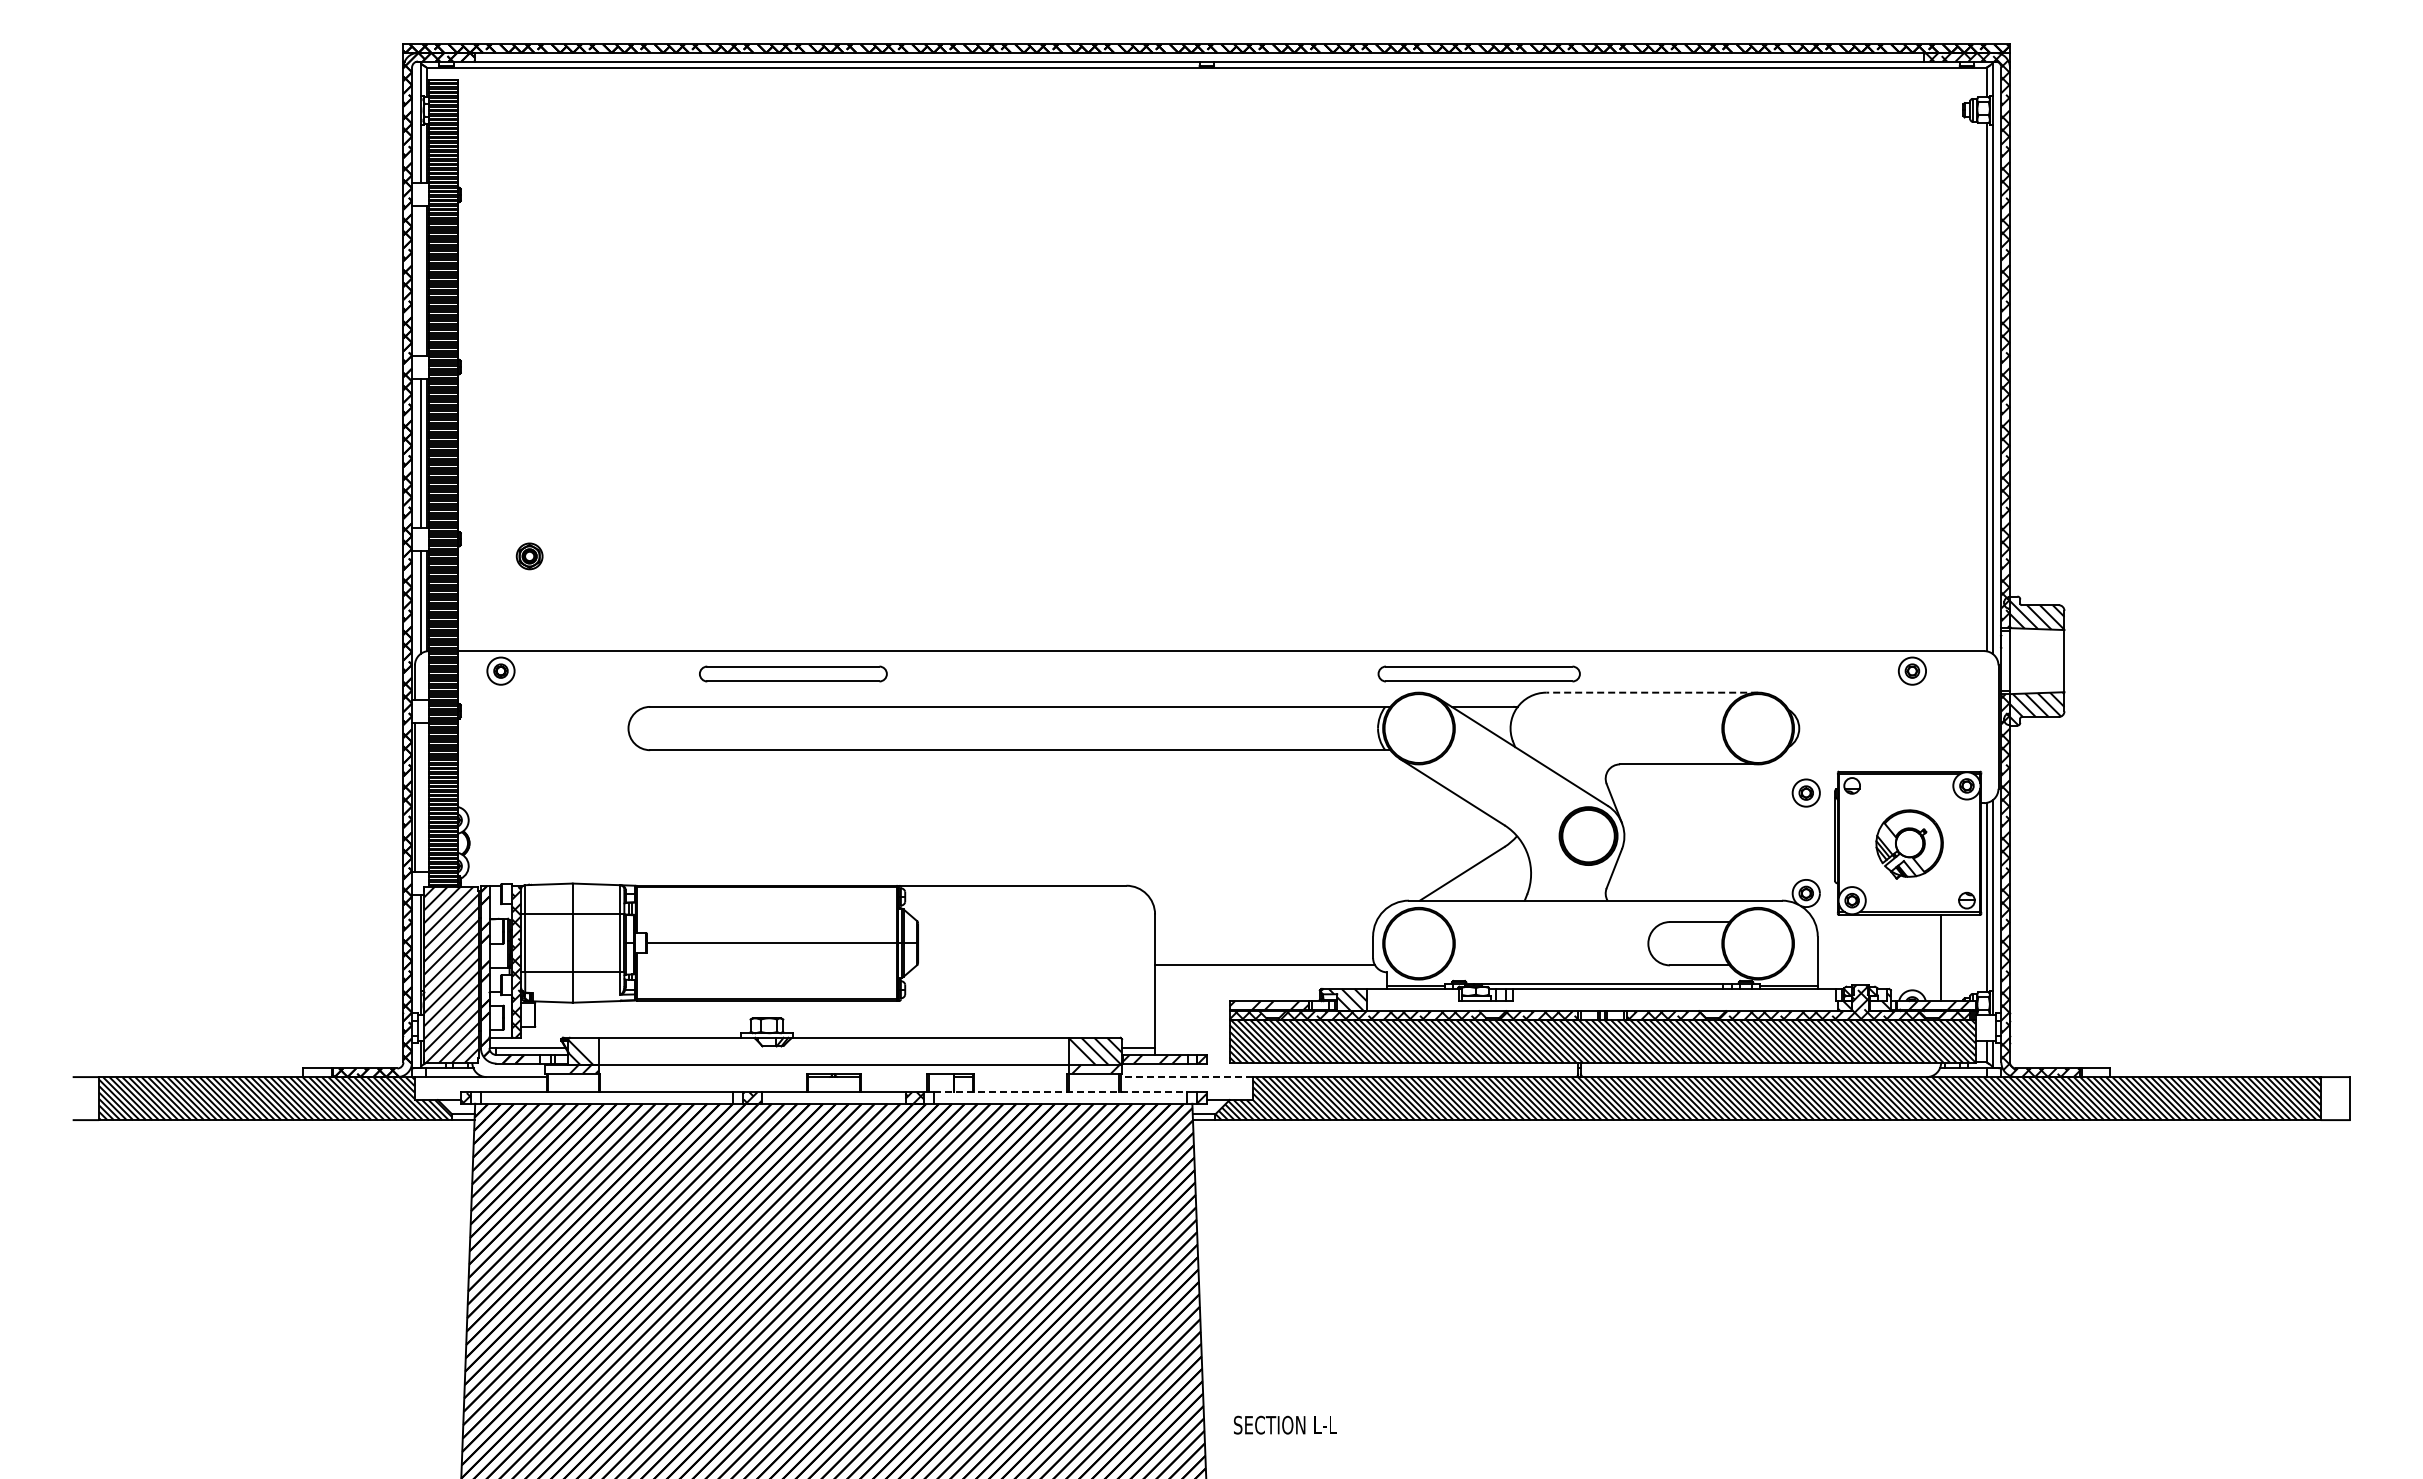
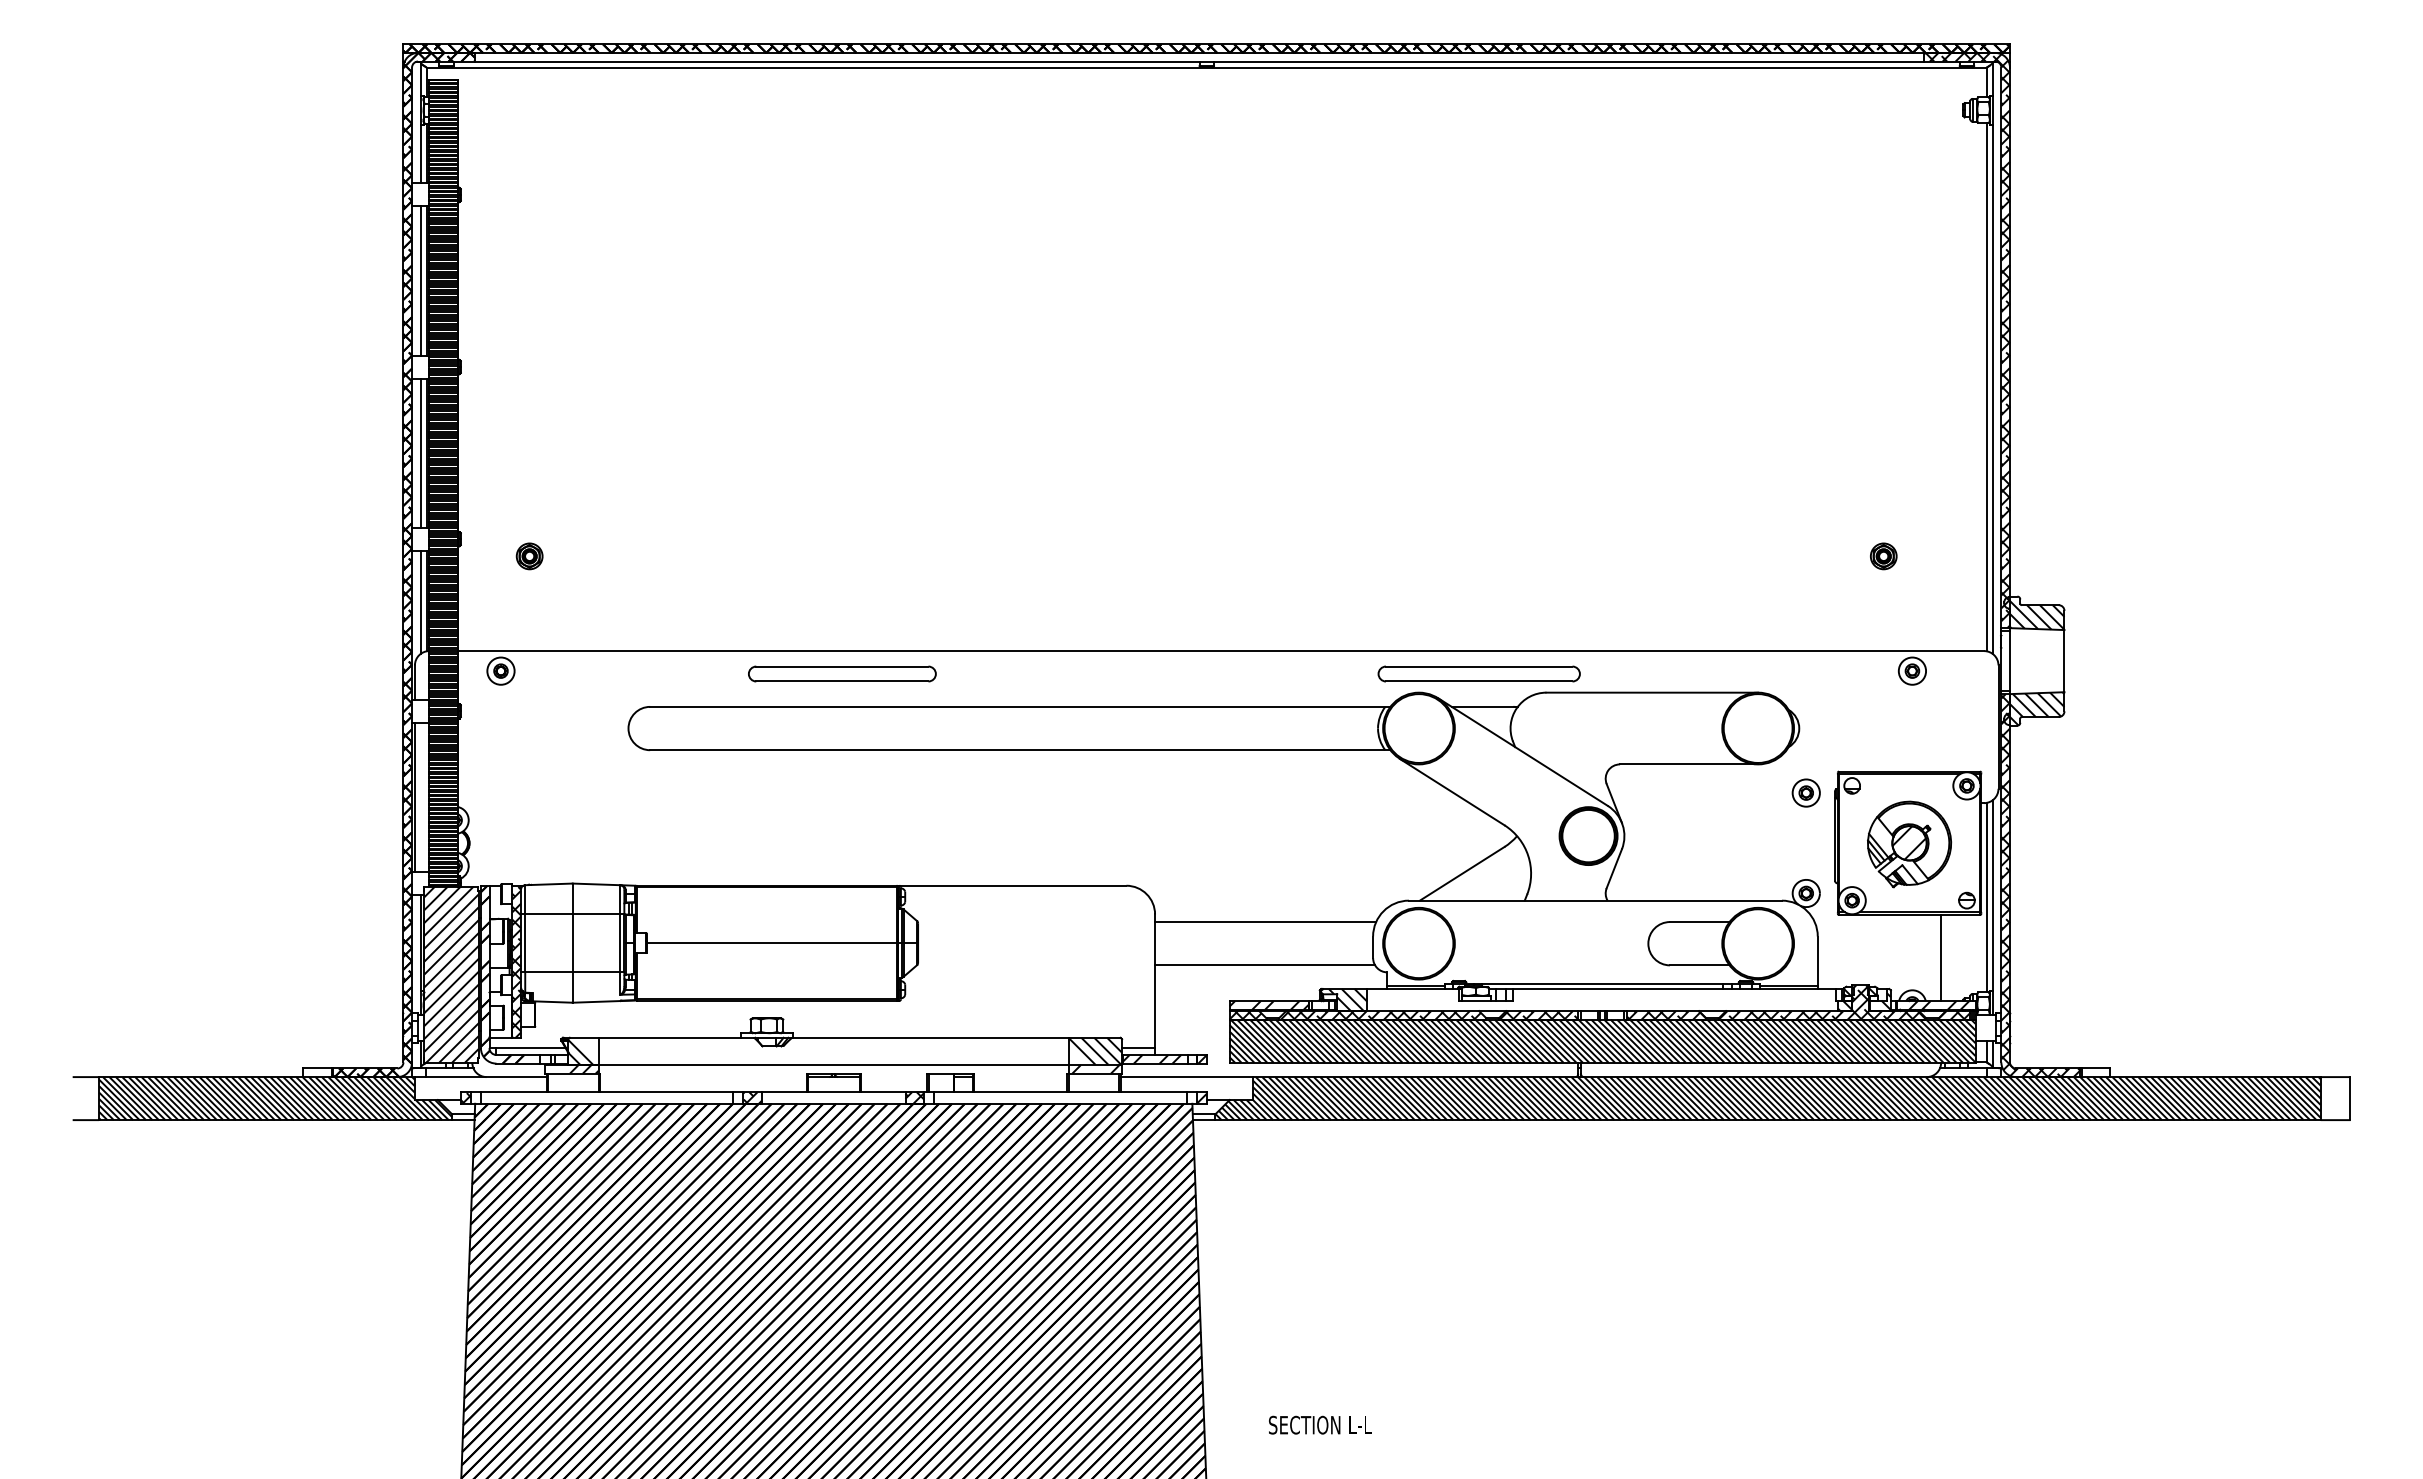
line: none -> present (420, 280)
part: none -> present (1883, 556)
part position: (793, 673) -> (842, 673) (842, 673)
line: dashed -> solid (1652, 692)
part size: 69x71 px -> 86x89 px (1909, 844)
line: none -> present (1265, 922)
line: dashed -> solid (1186, 1077)
line: dashed -> solid (1060, 1092)
text position: (1285, 1424) -> (1320, 1424) (1320, 1424)
